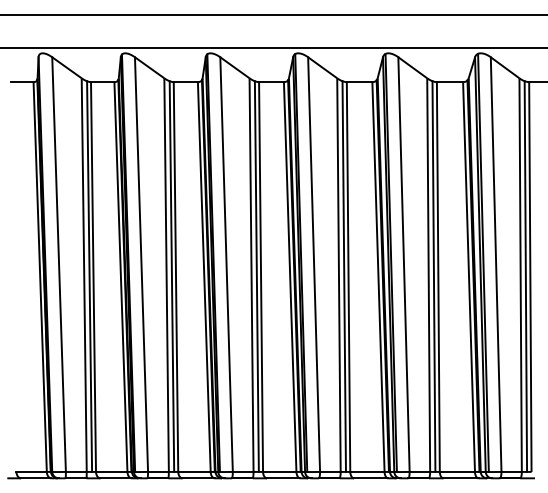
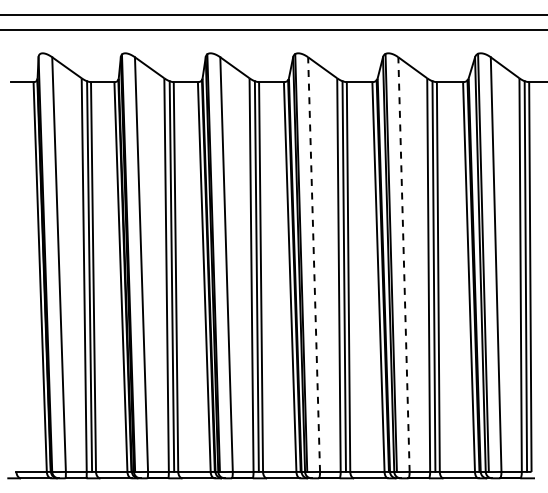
line position: (273, 47) -> (273, 29) (273, 29)
line: solid -> dashed (314, 264)
line: solid -> dashed (403, 264)
